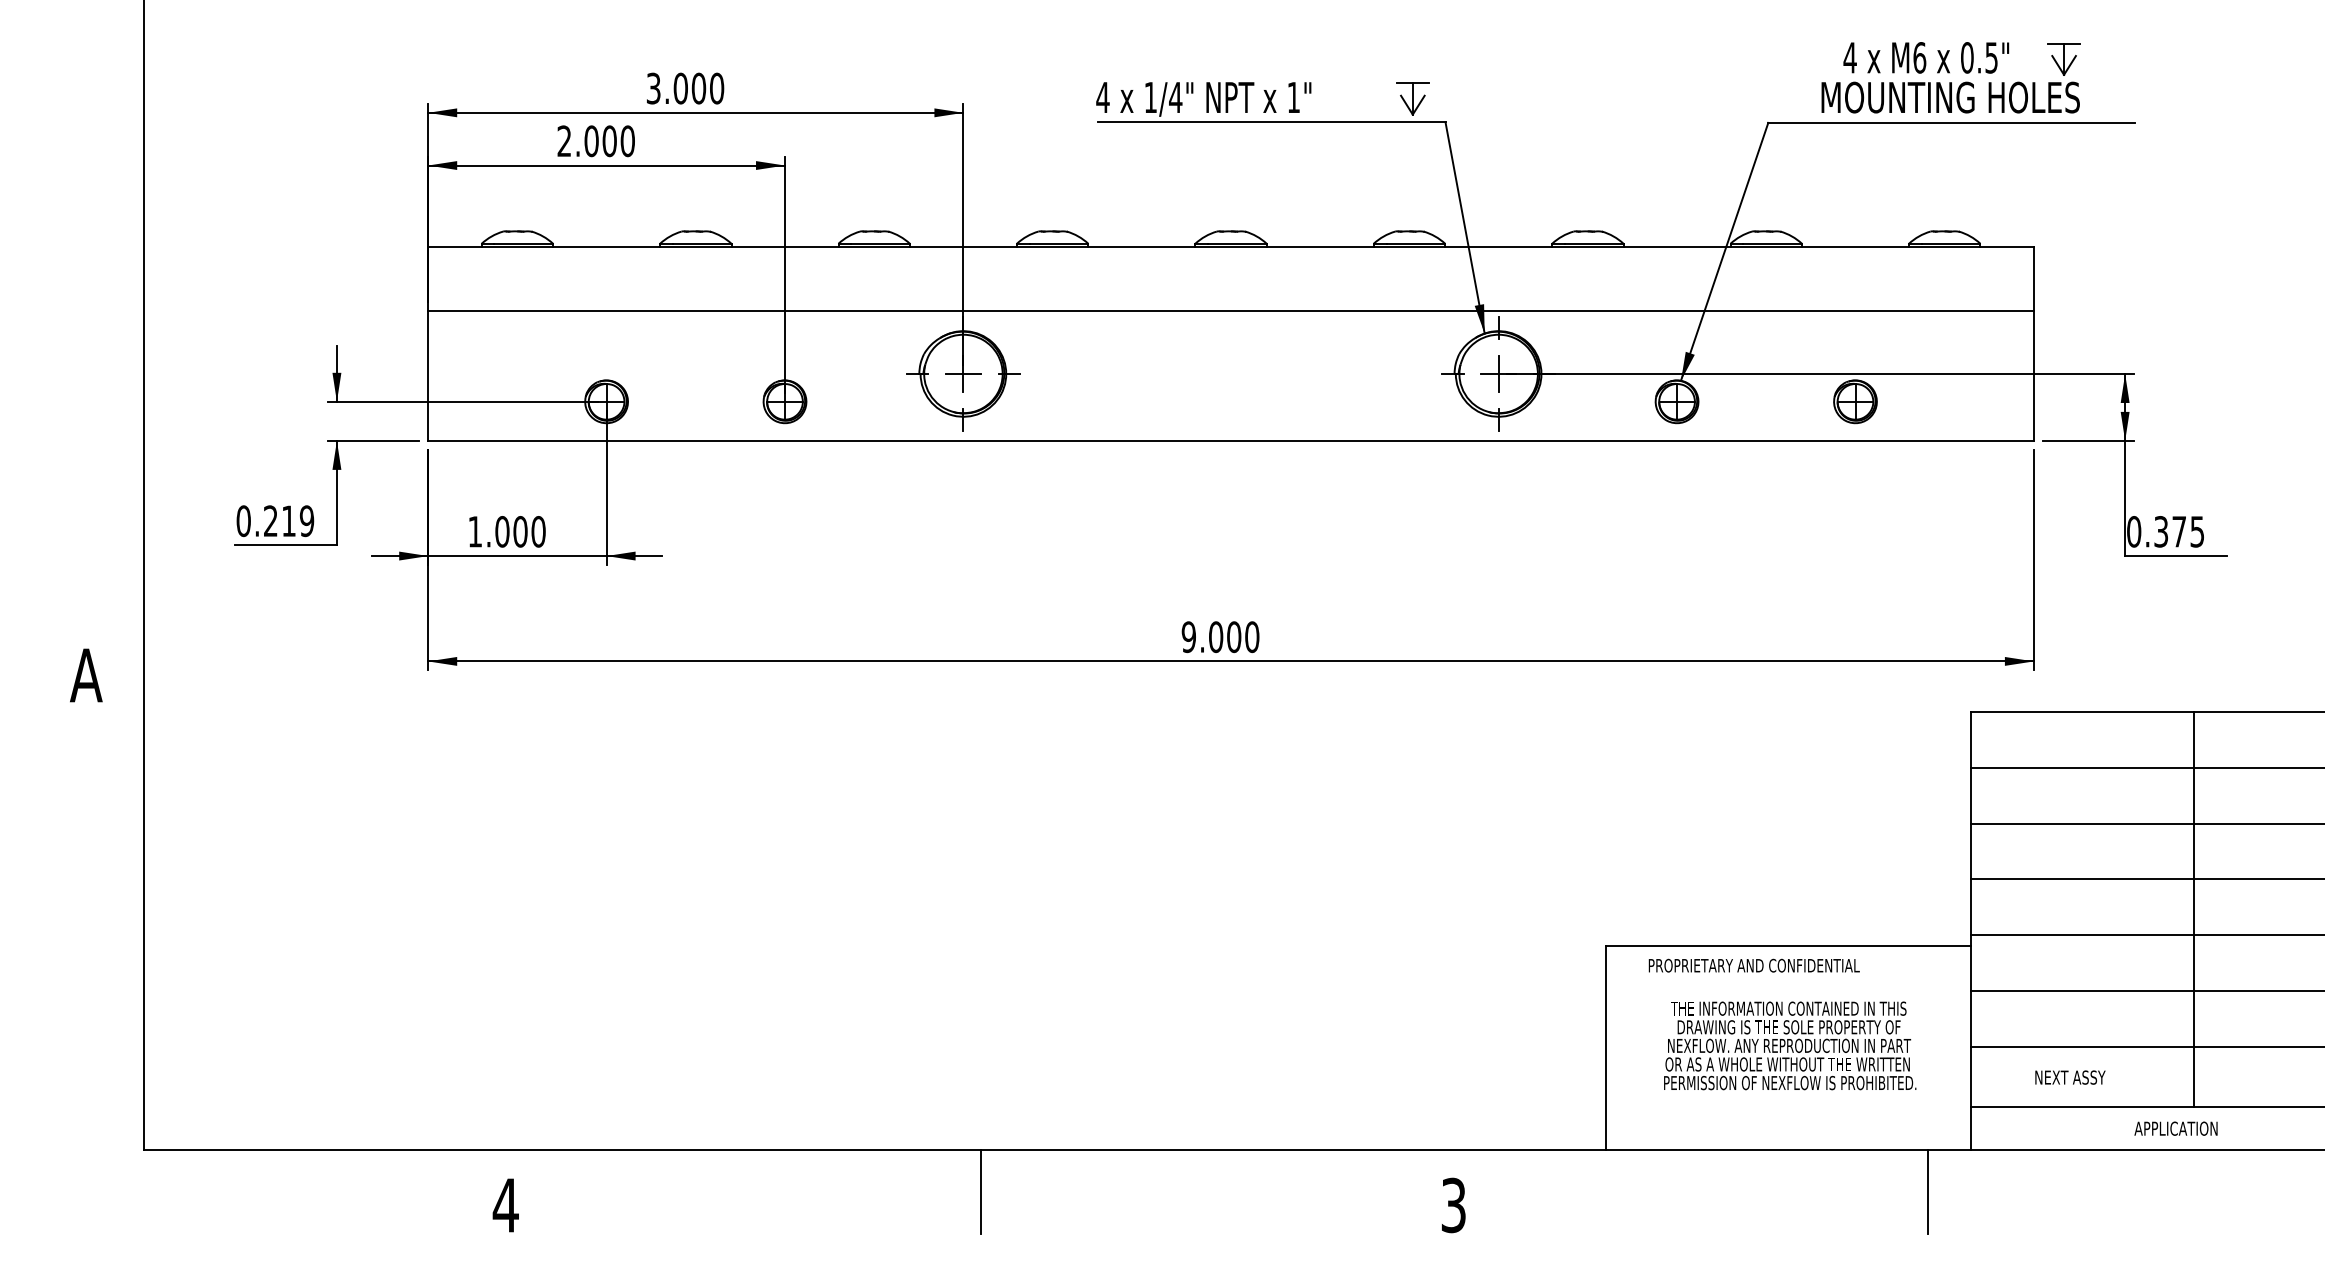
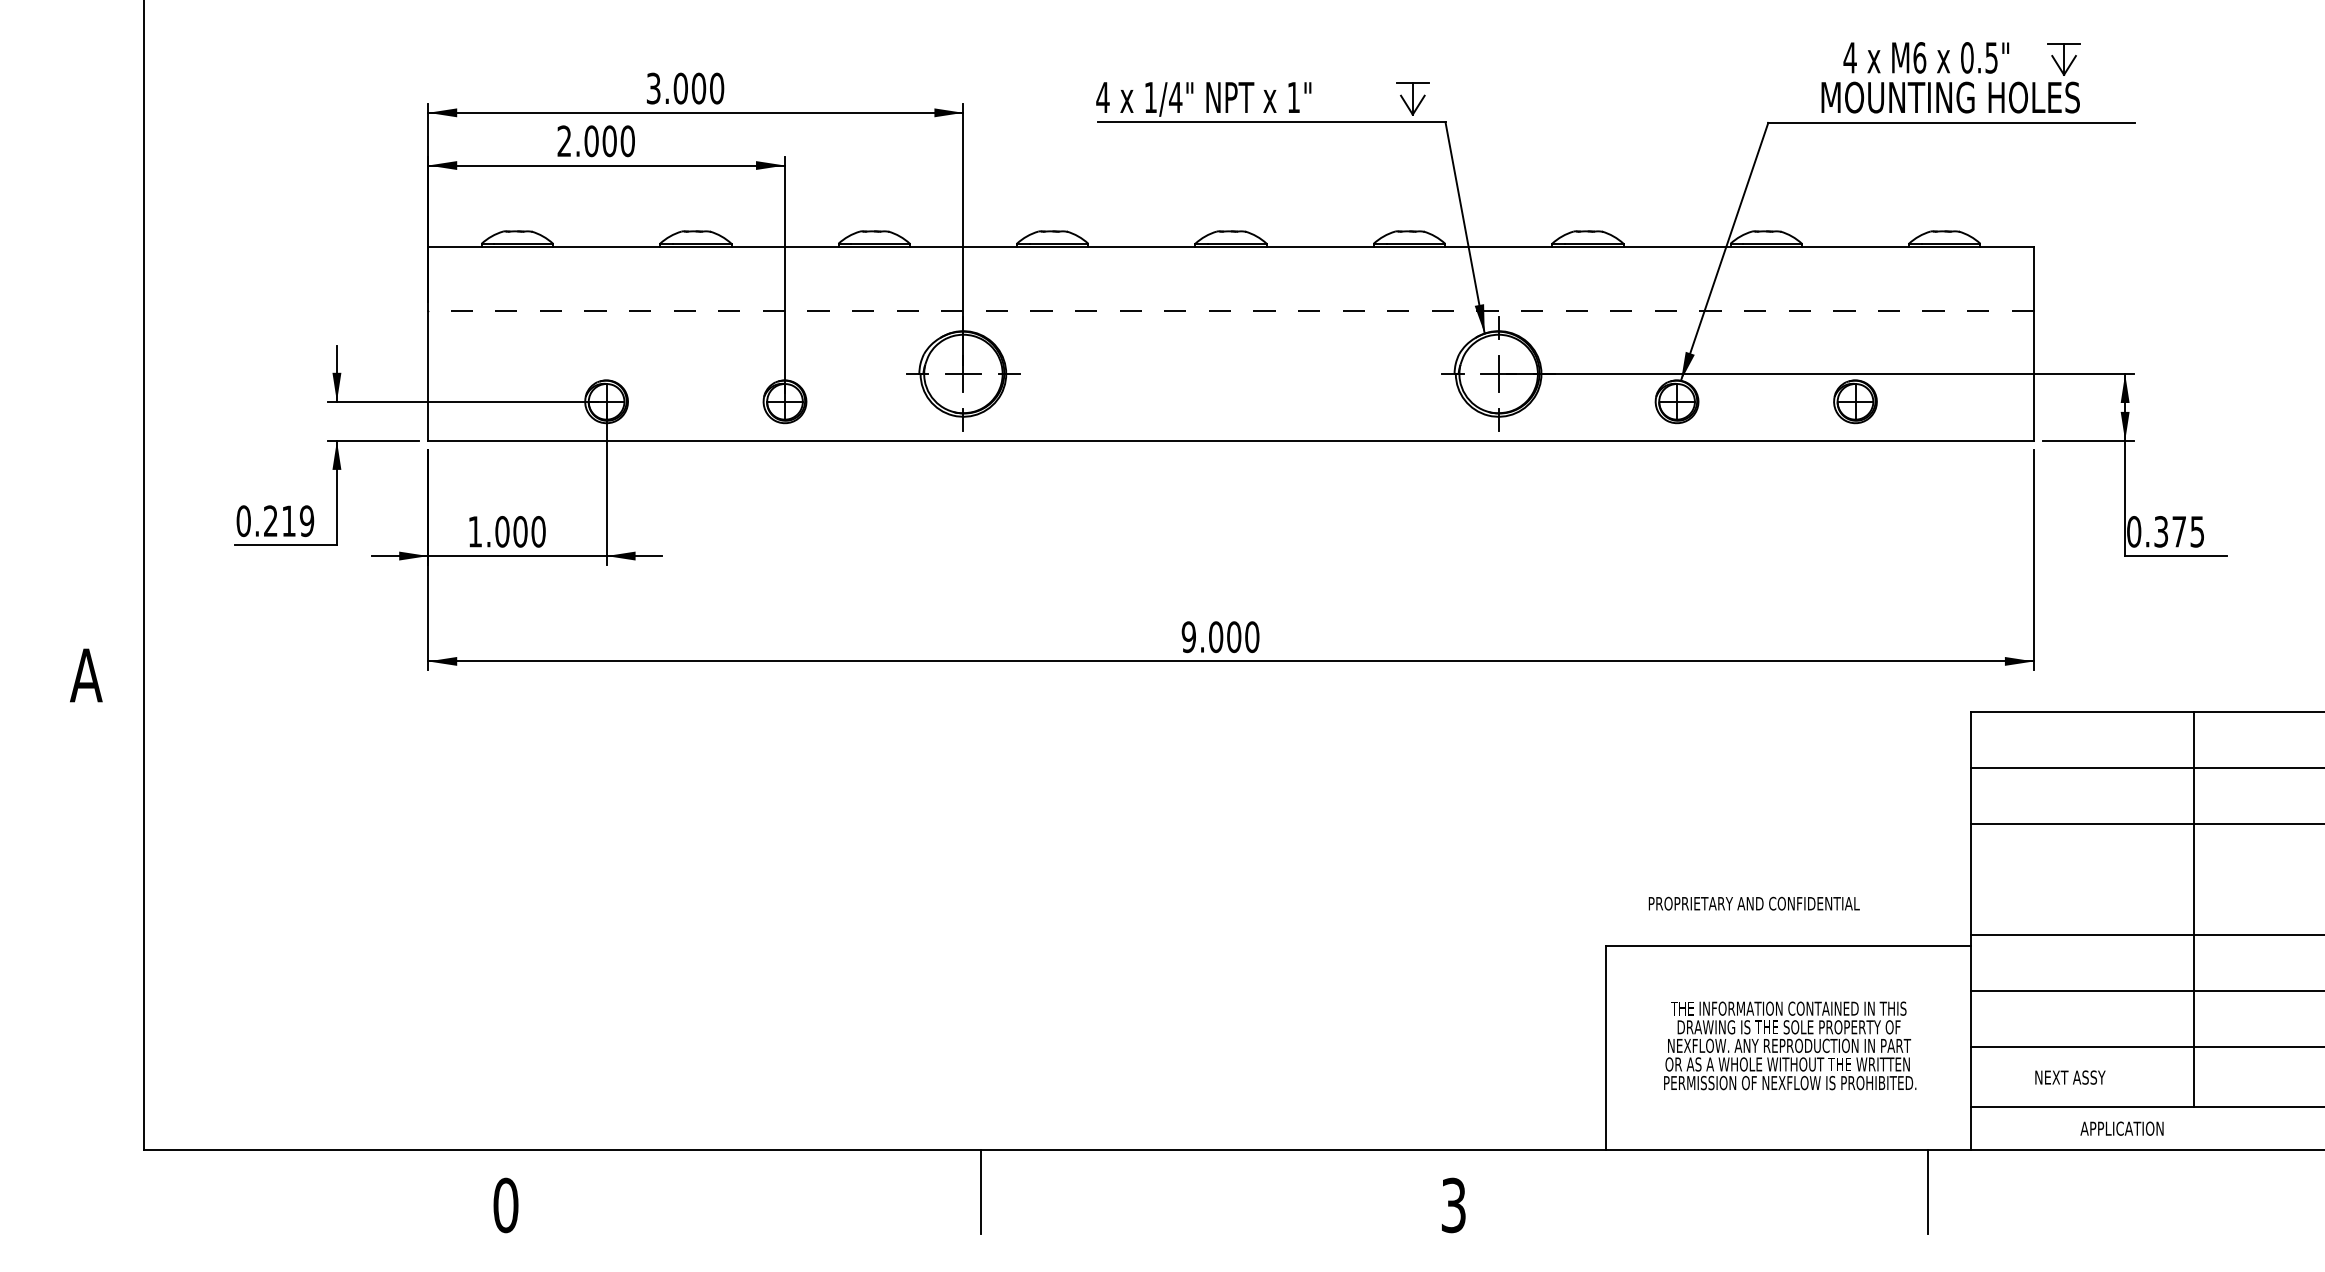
line: solid -> dashed (1231, 311)
line: present -> none (2145, 879)
text position: (1753, 965) -> (1753, 903) (1753, 903)
text position: (2175, 1128) -> (2121, 1128) (2121, 1128)
text: 4 -> 0 (505, 1205)
